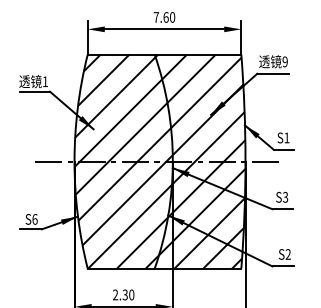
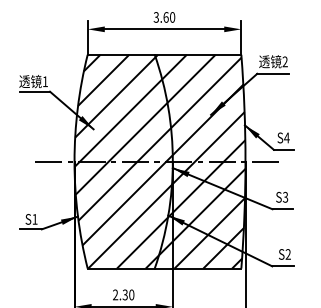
text: 7.60 -> 3.60 (156, 17)
text: 9 -> 2 (284, 62)
text: S1 -> S4 (286, 137)
text: S6 -> S1 (34, 219)
